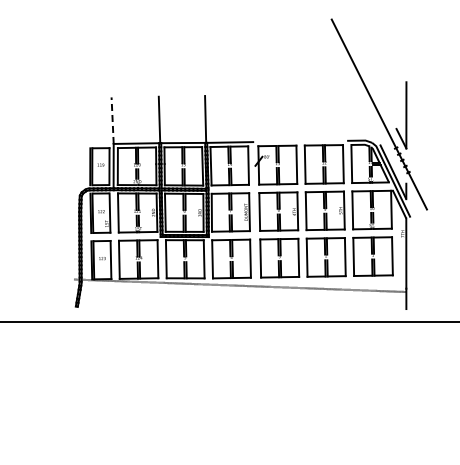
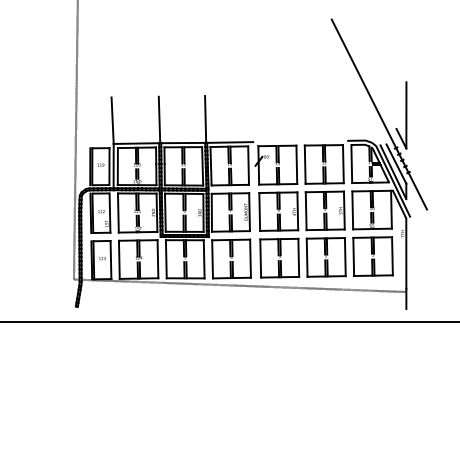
line: dashed -> solid (112, 120)
line: none -> present (75, 140)
line: none -> present (396, 163)
